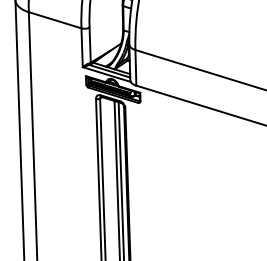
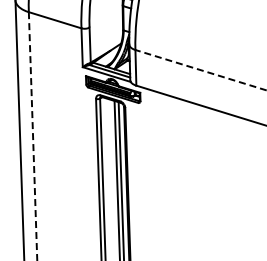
line: solid -> dashed (200, 69)
line: solid -> dashed (33, 137)
